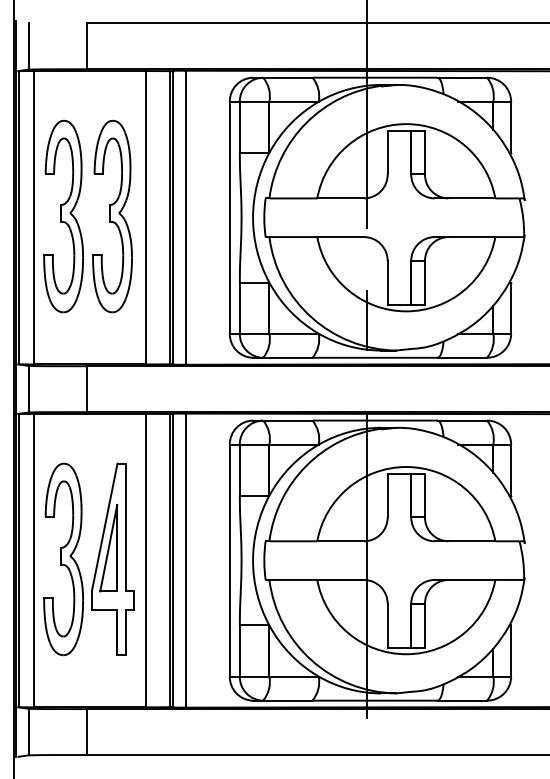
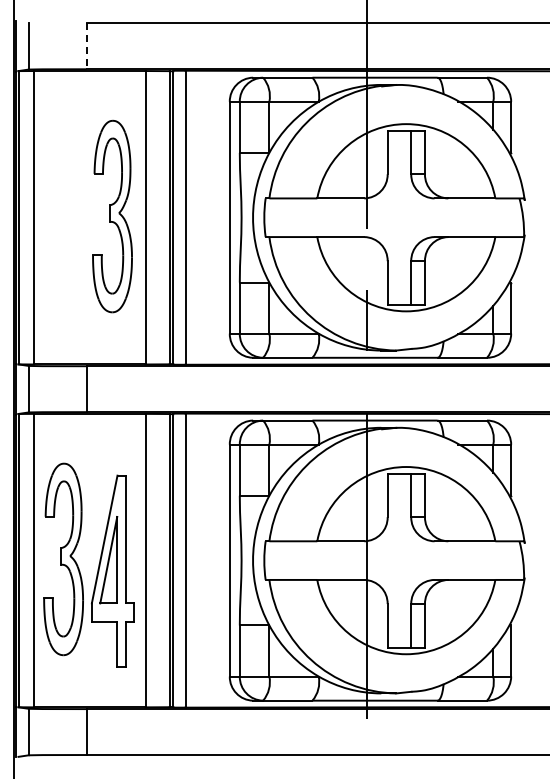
line: solid -> dashed (86, 46)
part: present -> none (63, 216)
part position: (112, 558) -> (112, 570) (112, 570)
